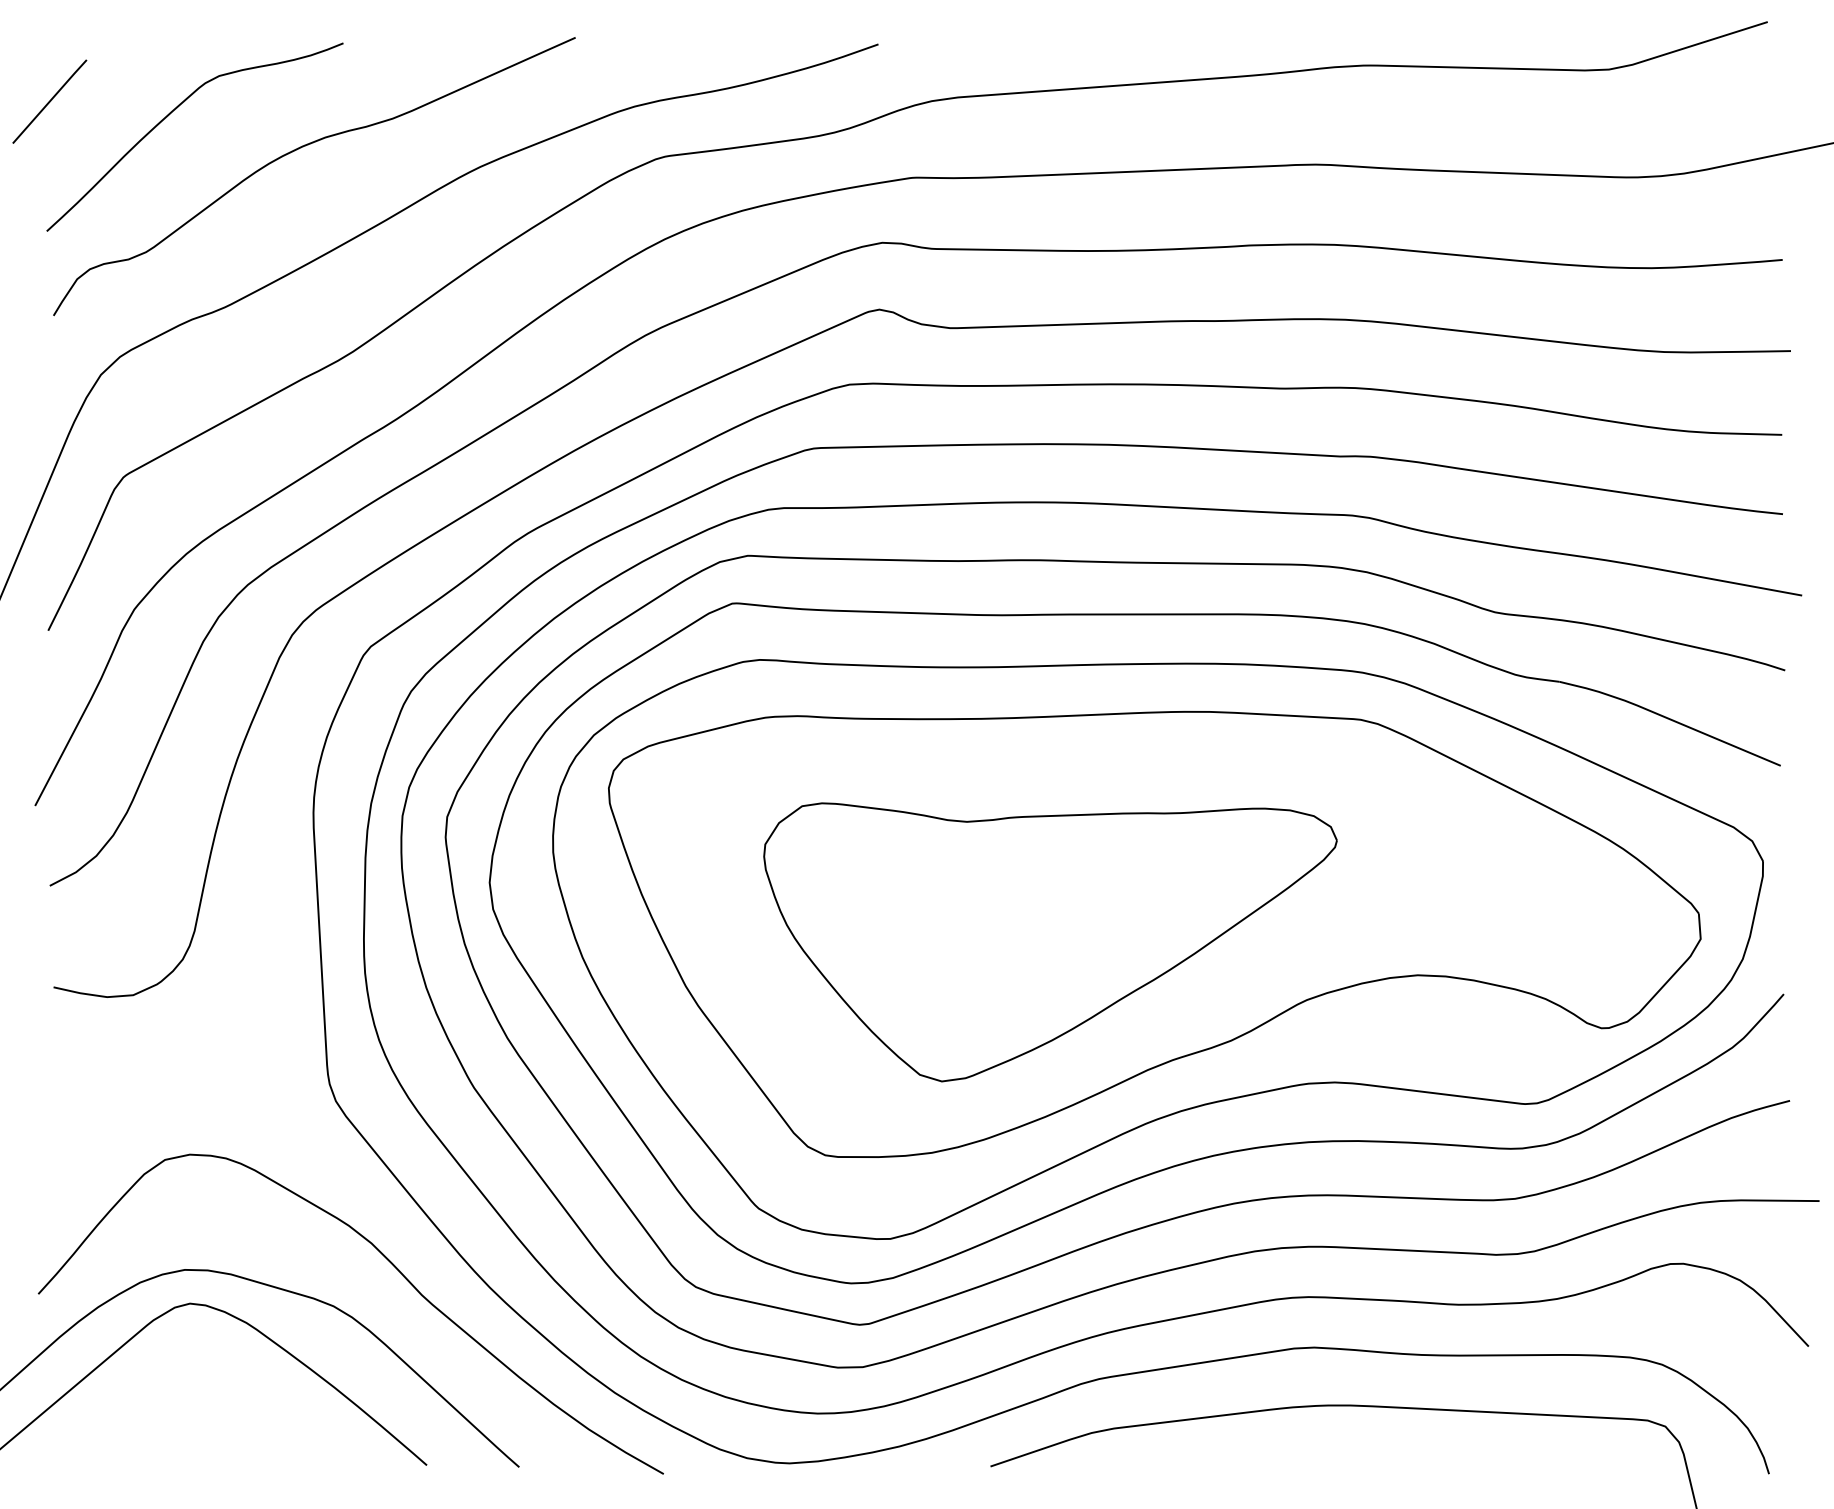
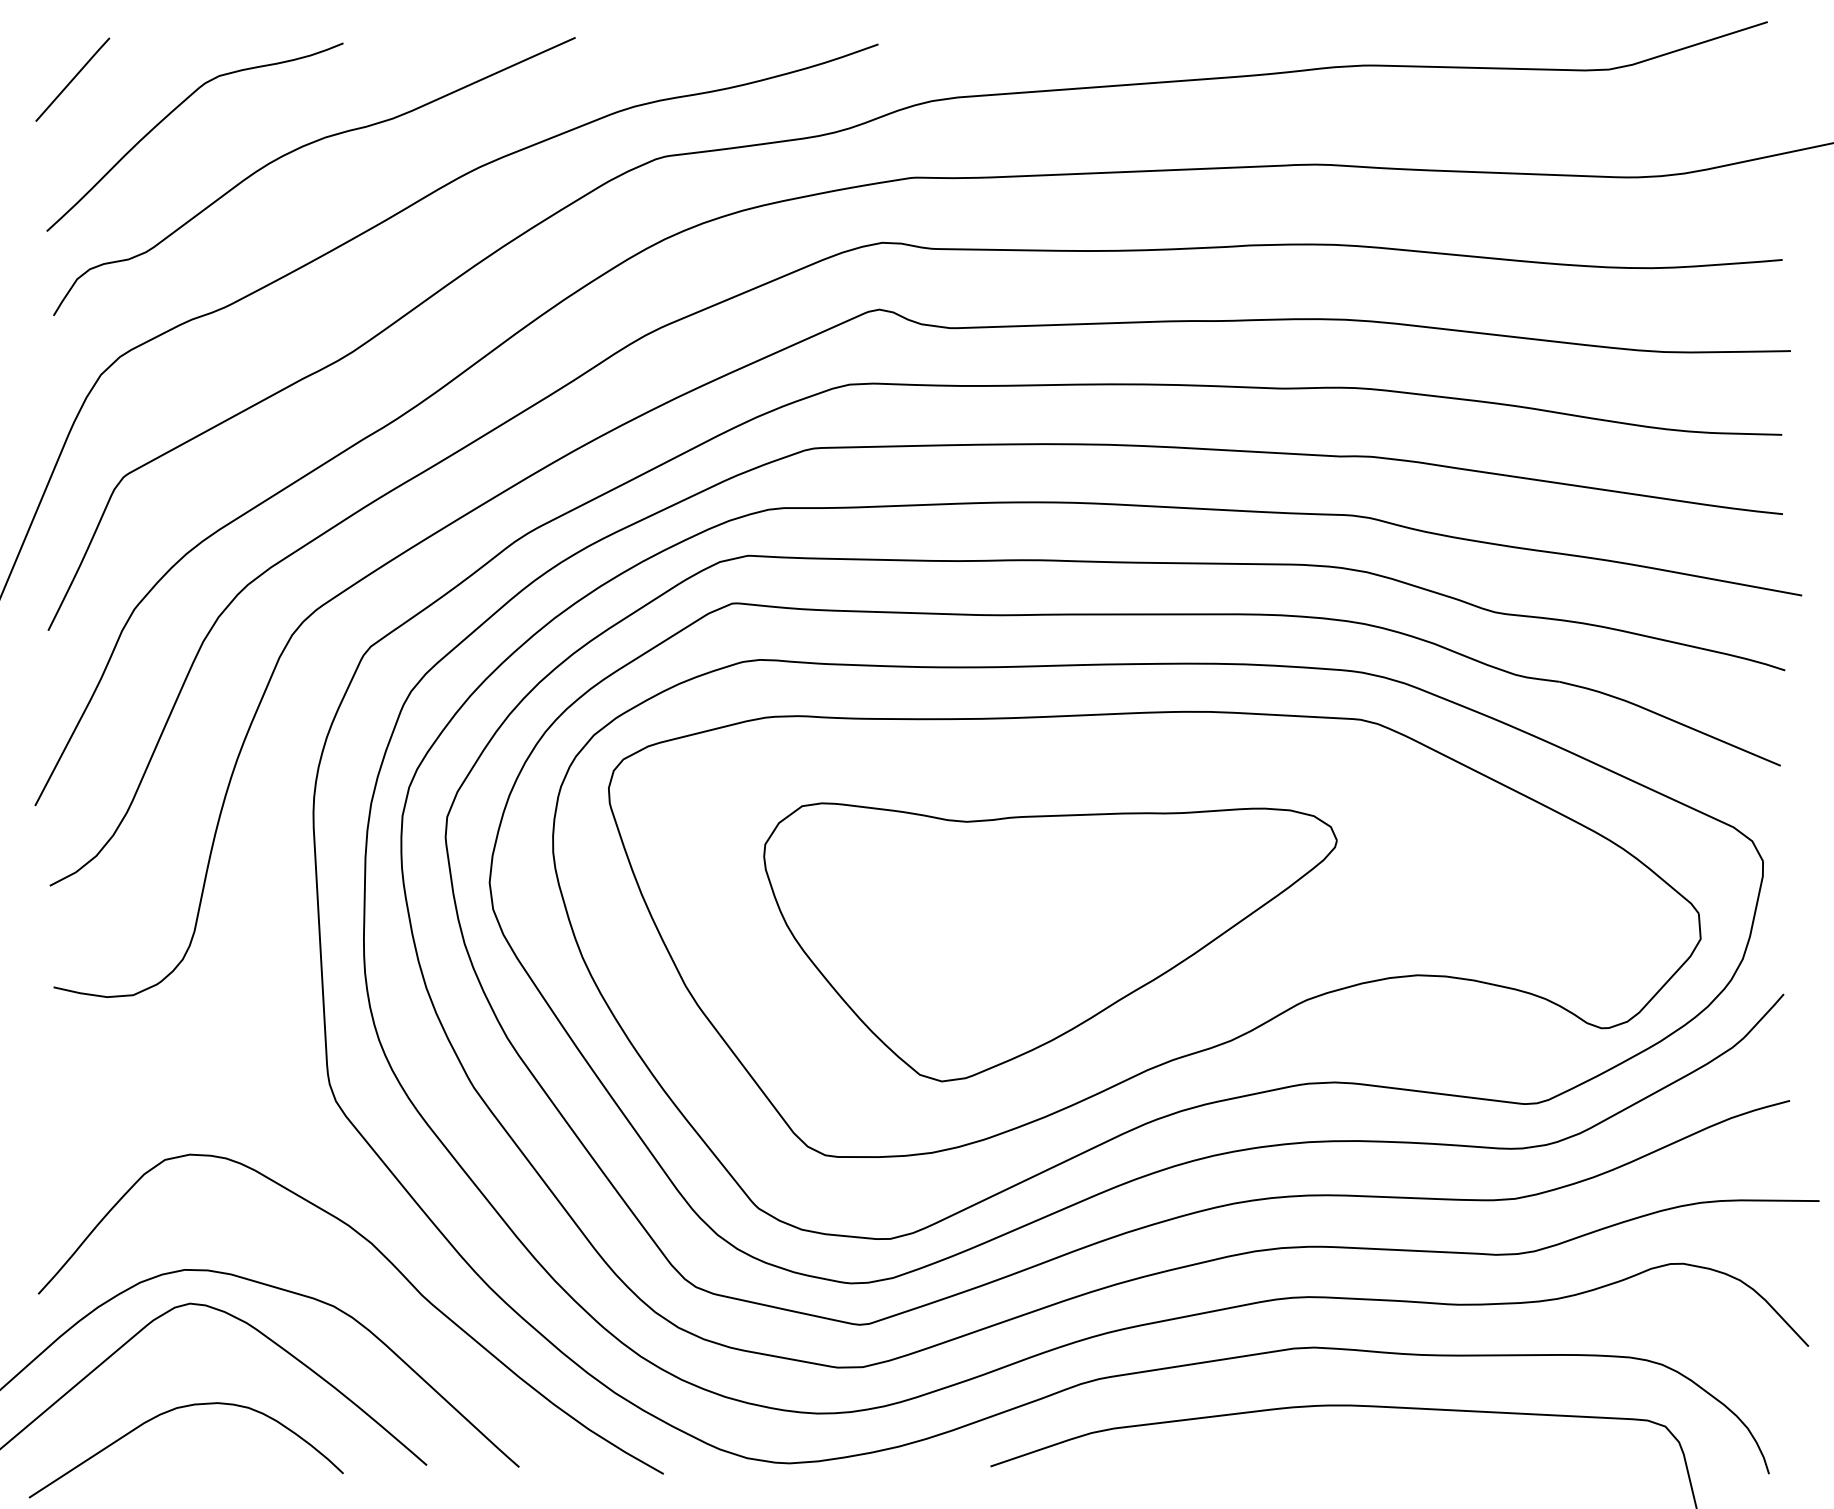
line position: (49, 101) -> (72, 79) (72, 79)
curve: none -> present (171, 1411)
